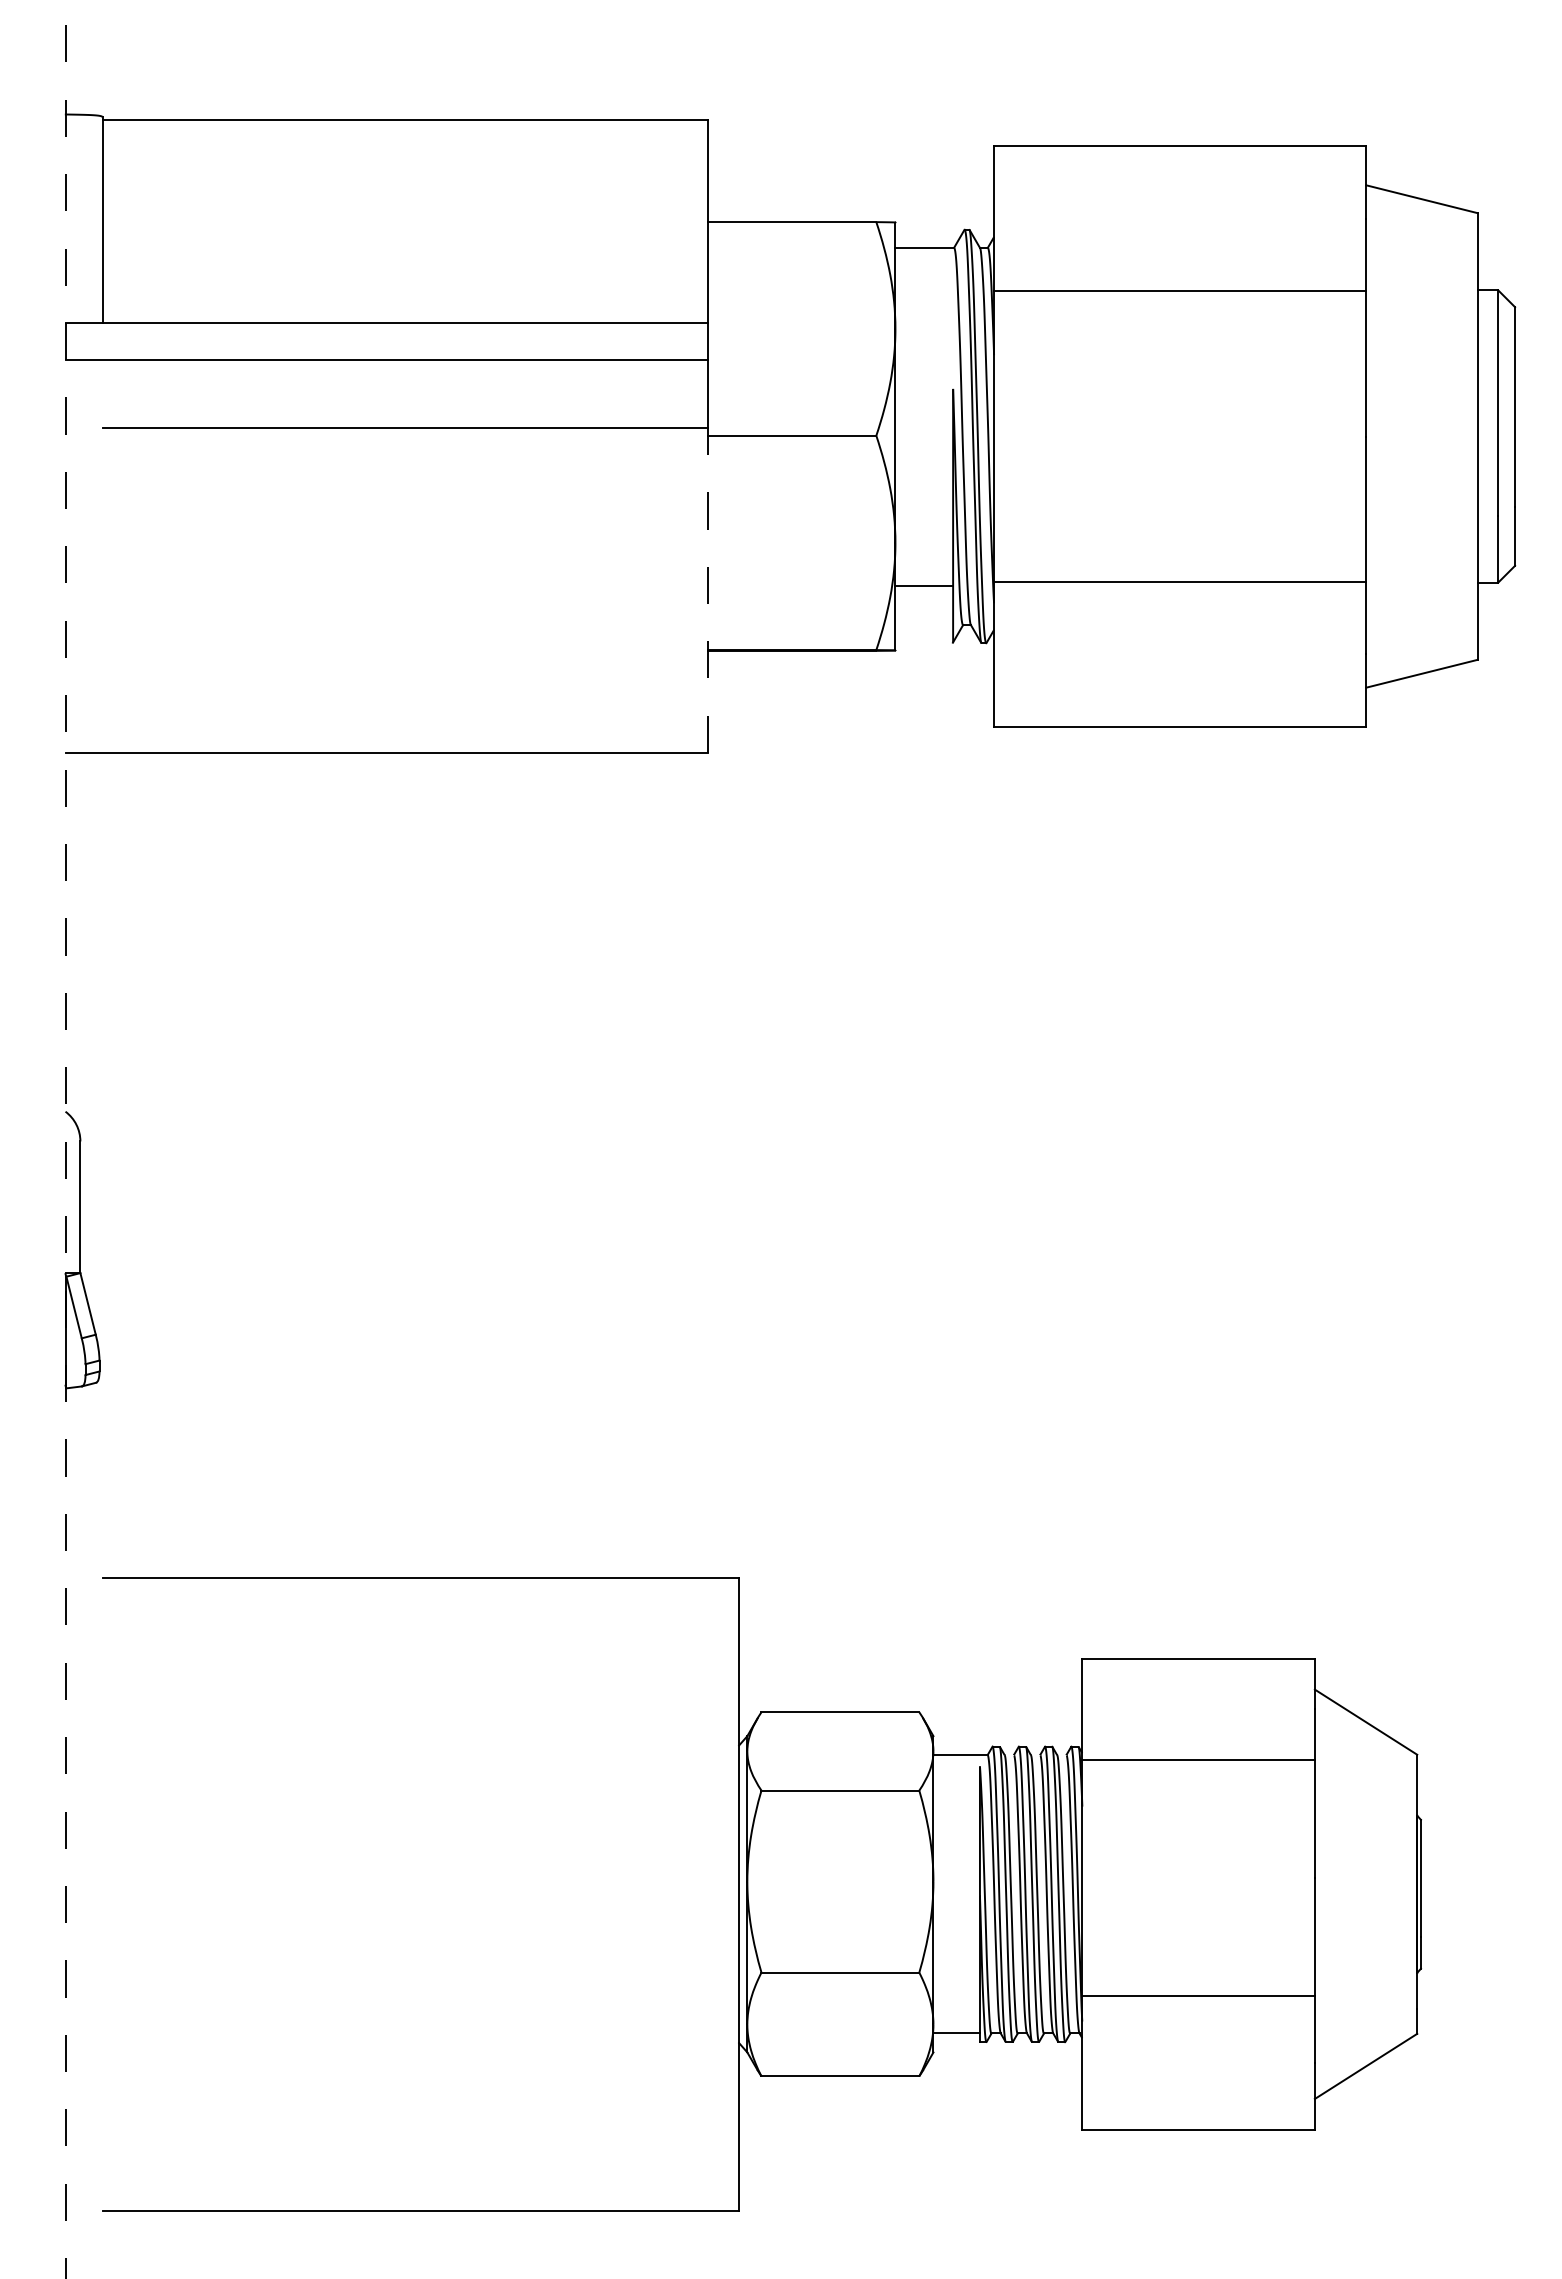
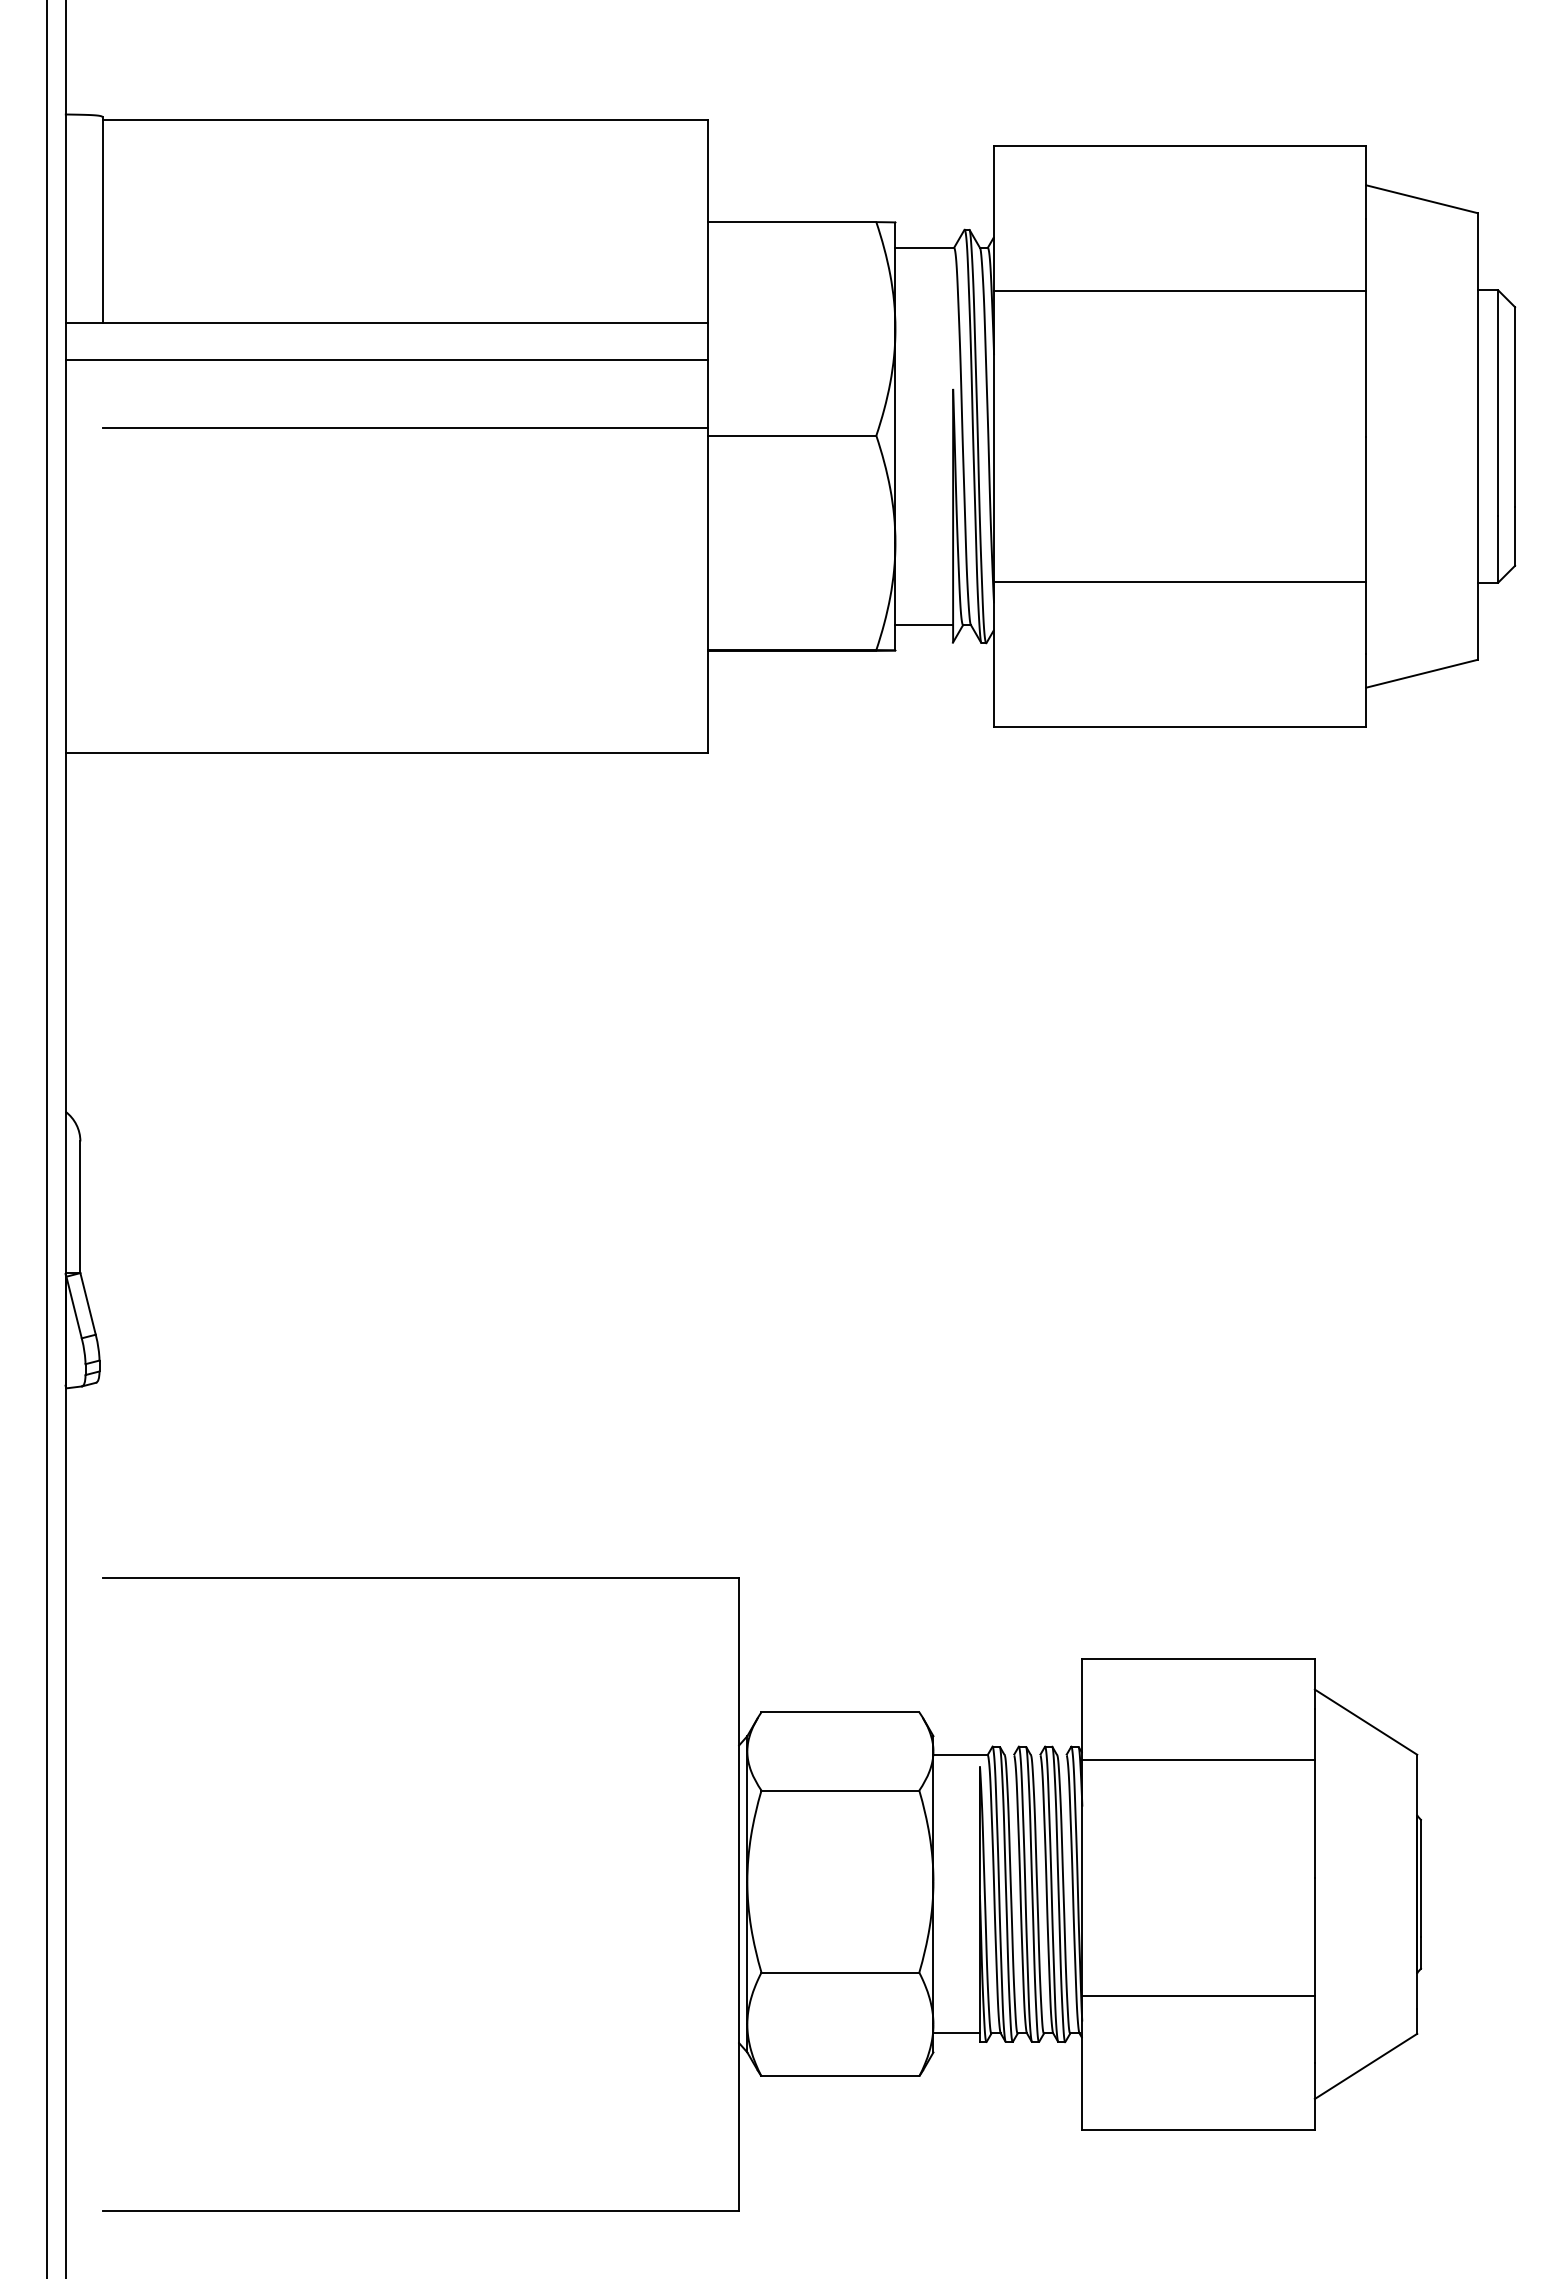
line position: (924, 586) -> (924, 625) (924, 625)
line: dashed -> solid (707, 590)
line: none -> present (46, 1138)
line: dashed -> solid (65, 1139)
